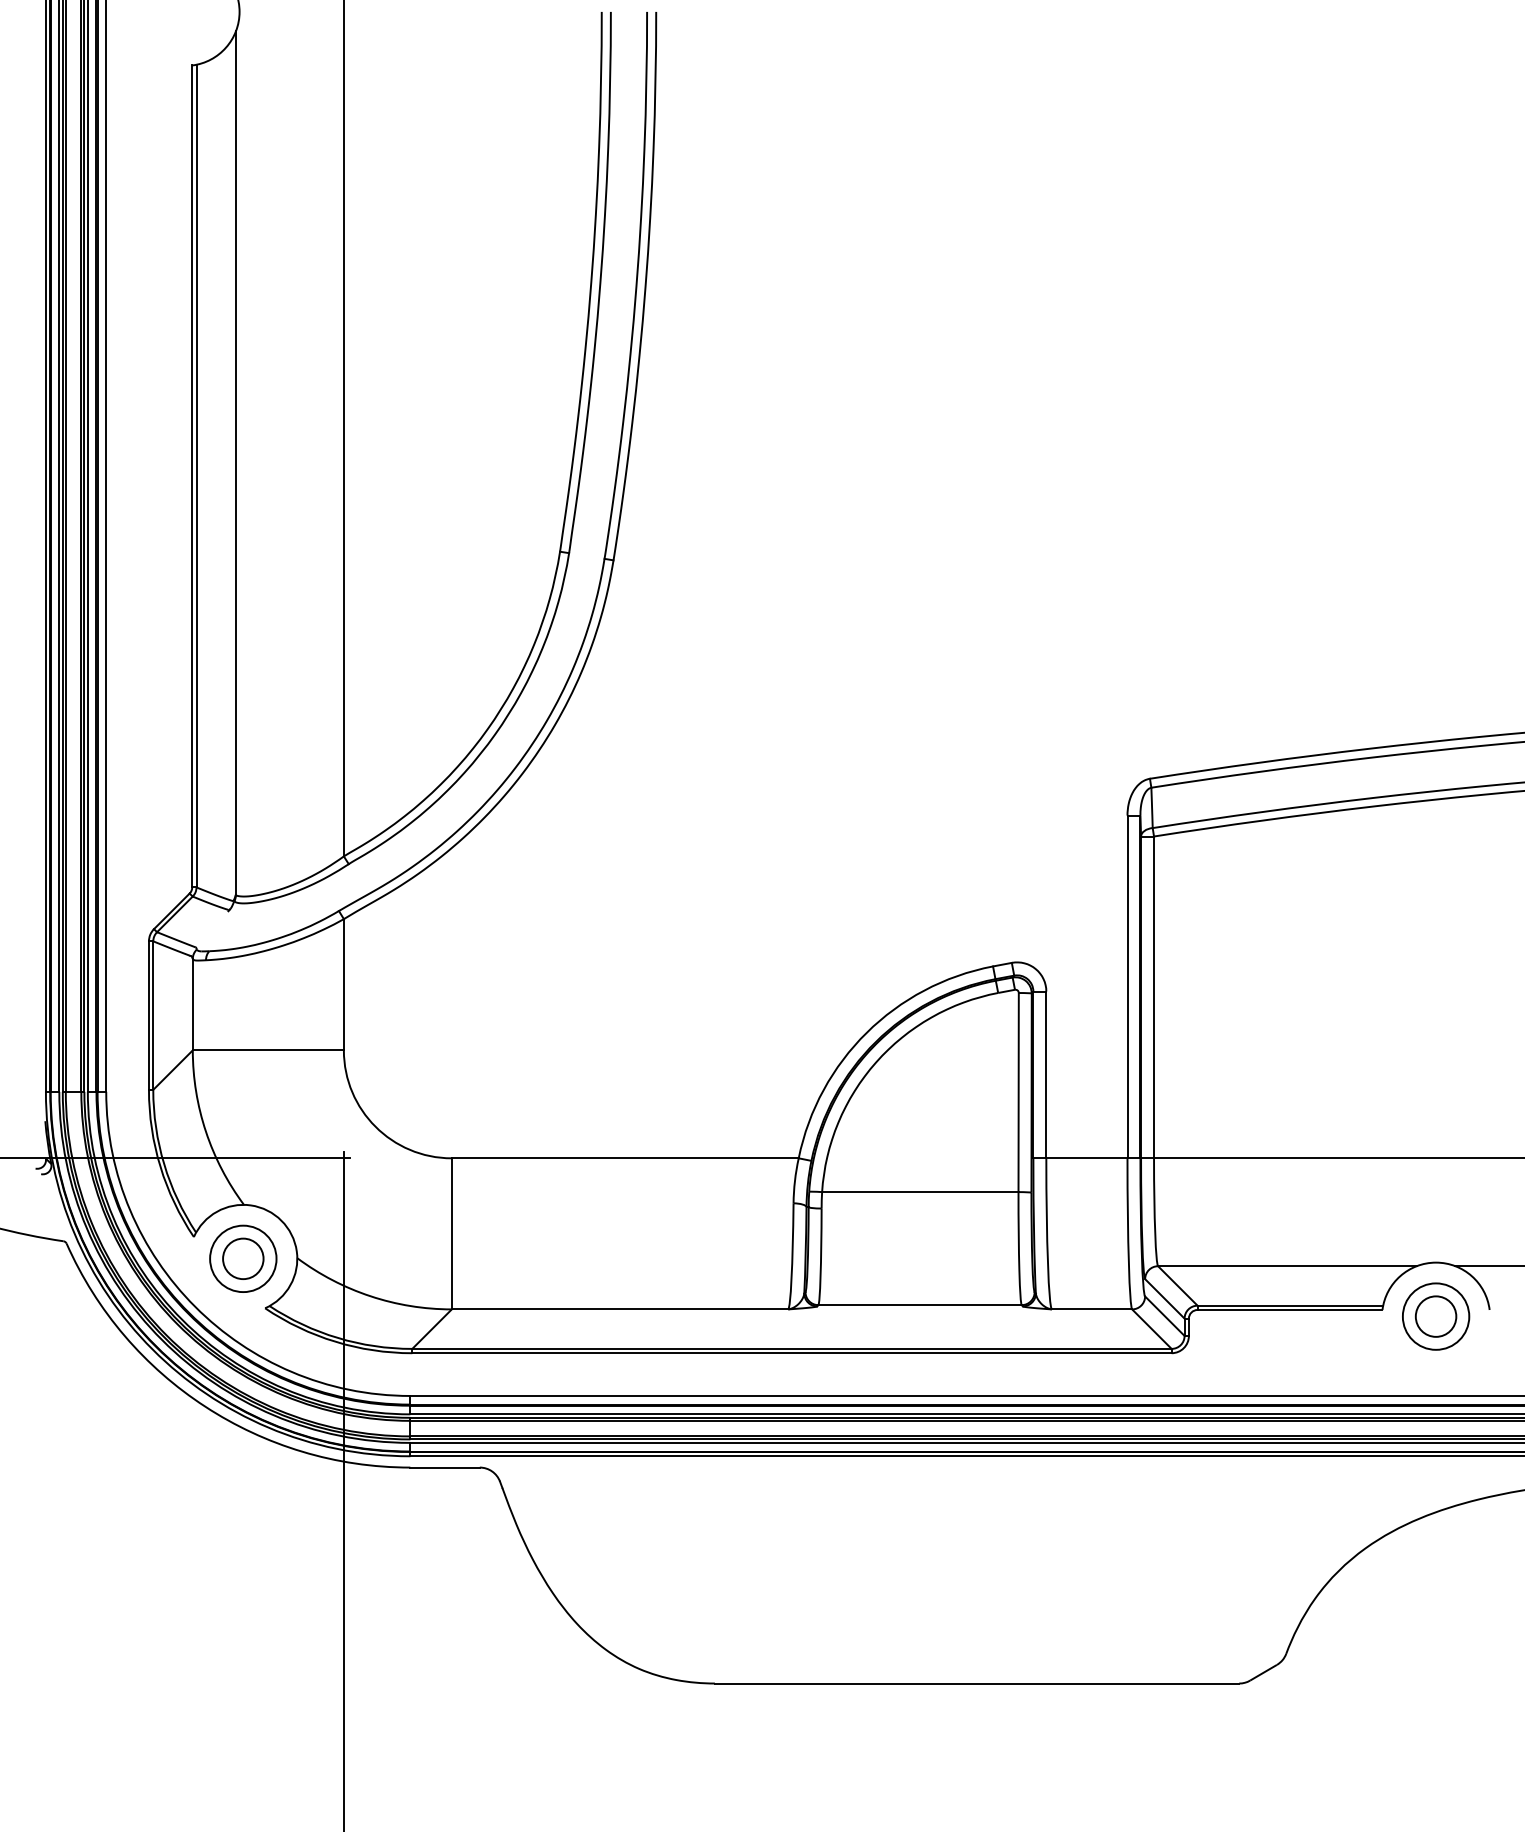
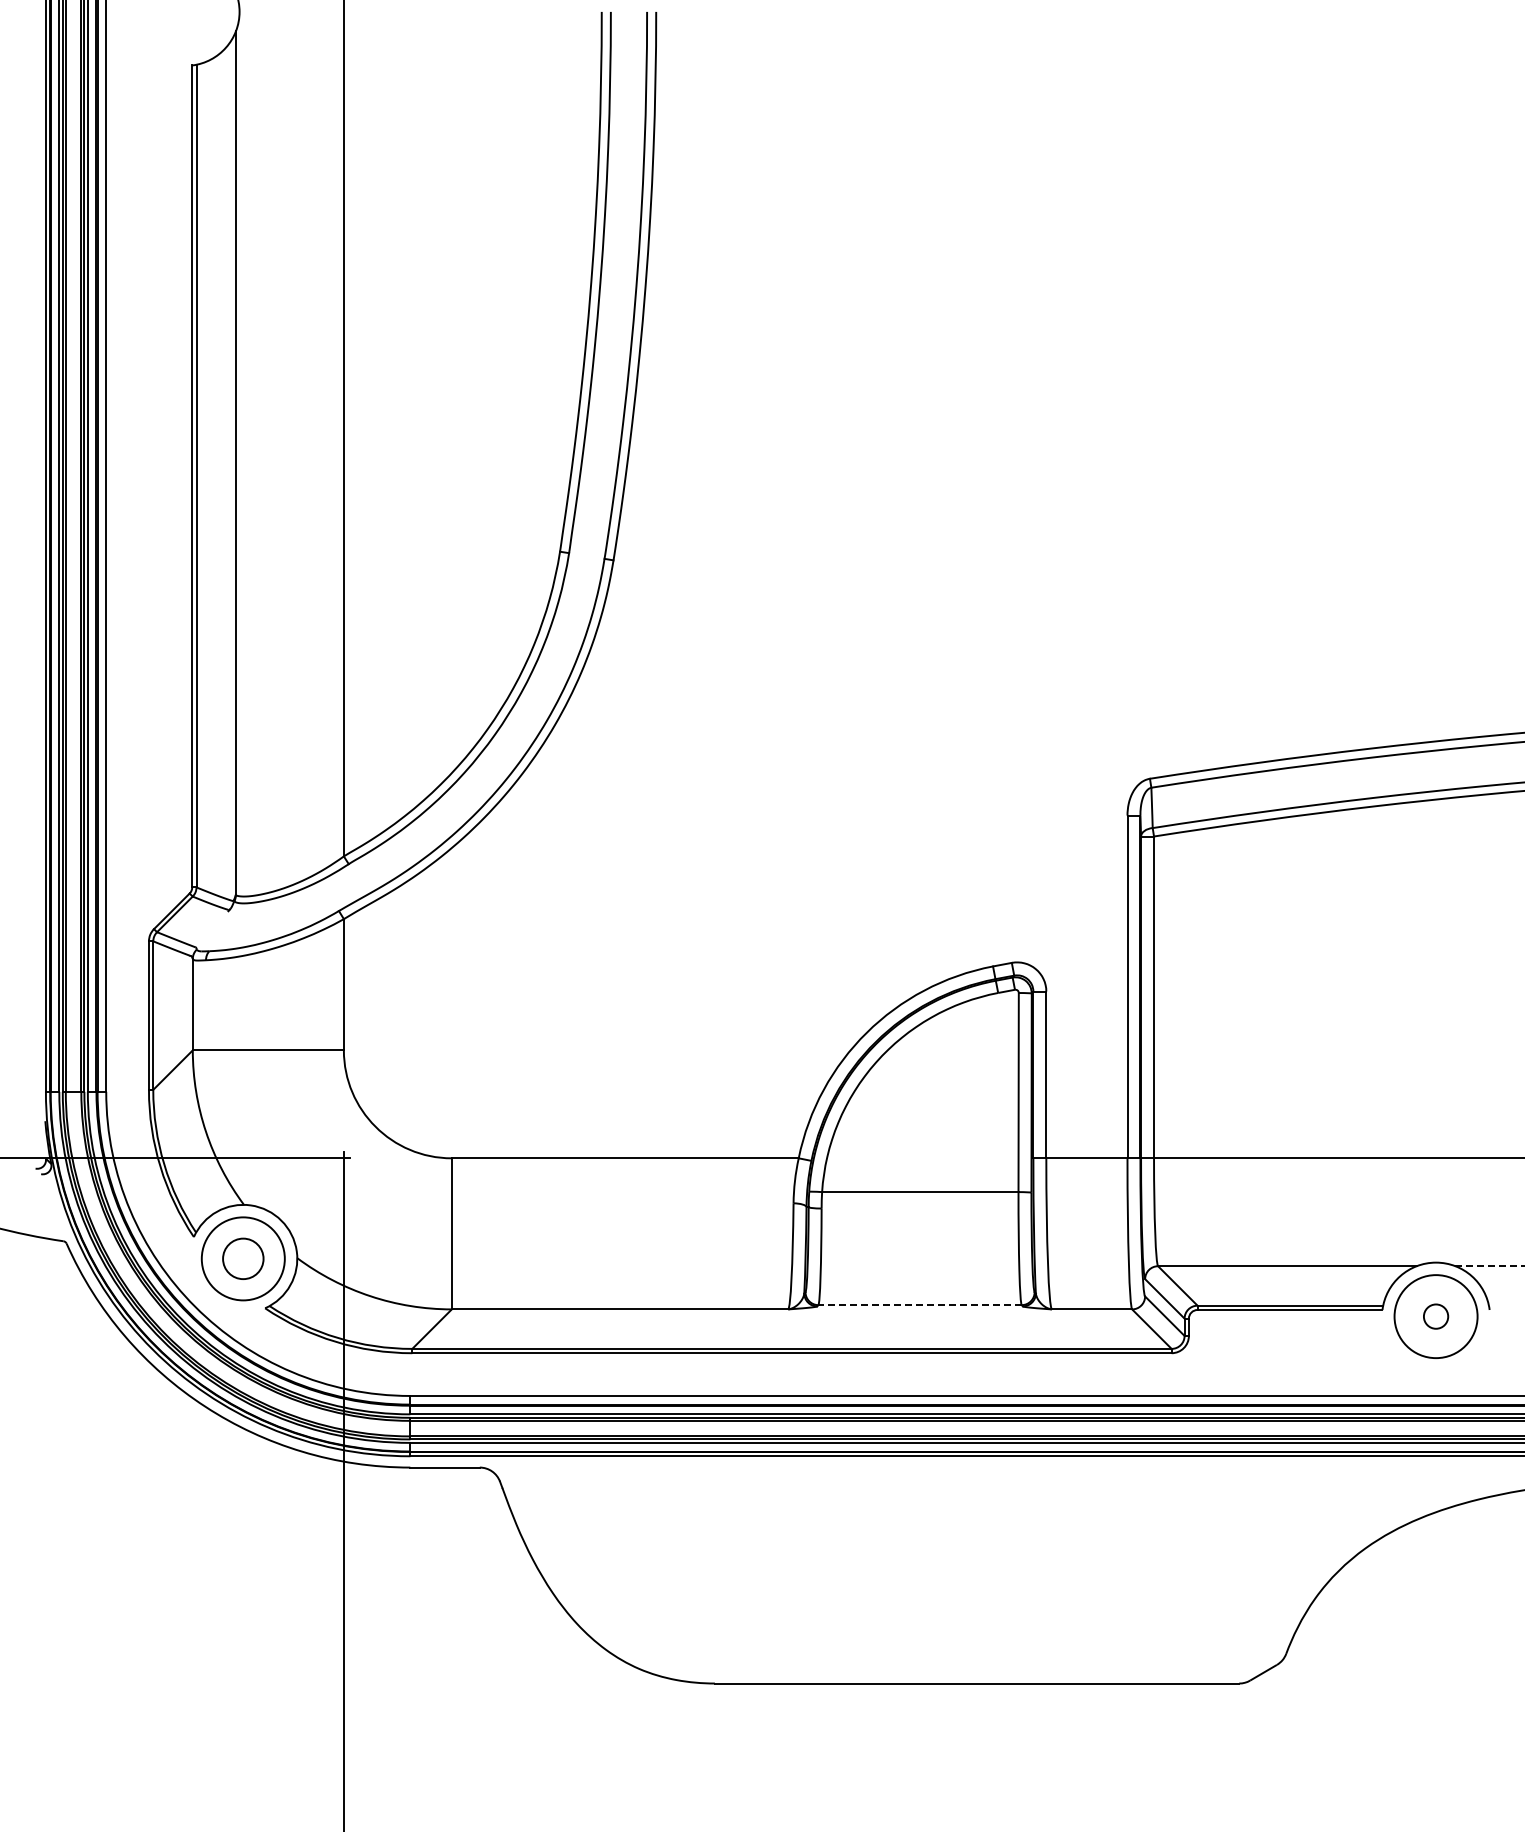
circle diameter: 66 px -> 83 px (242, 1258)
line: solid -> dashed (1490, 1266)
line: solid -> dashed (920, 1305)
circle diameter: 41 px -> 24 px (1435, 1316)
circle diameter: 66 px -> 83 px (1435, 1316)
